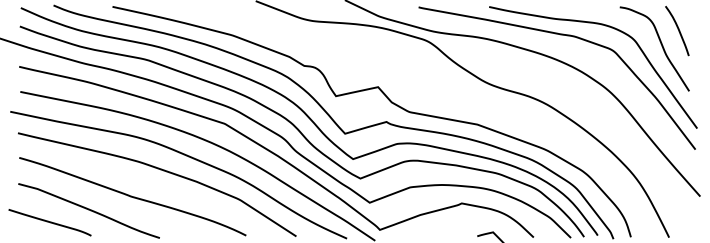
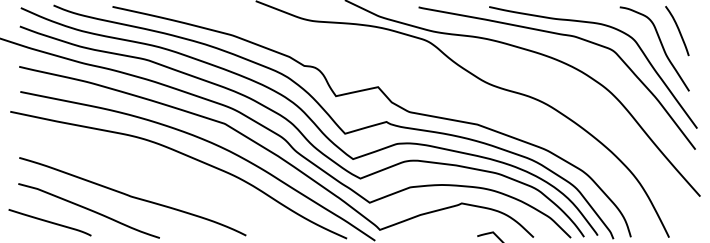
curve: present -> none (160, 170)
